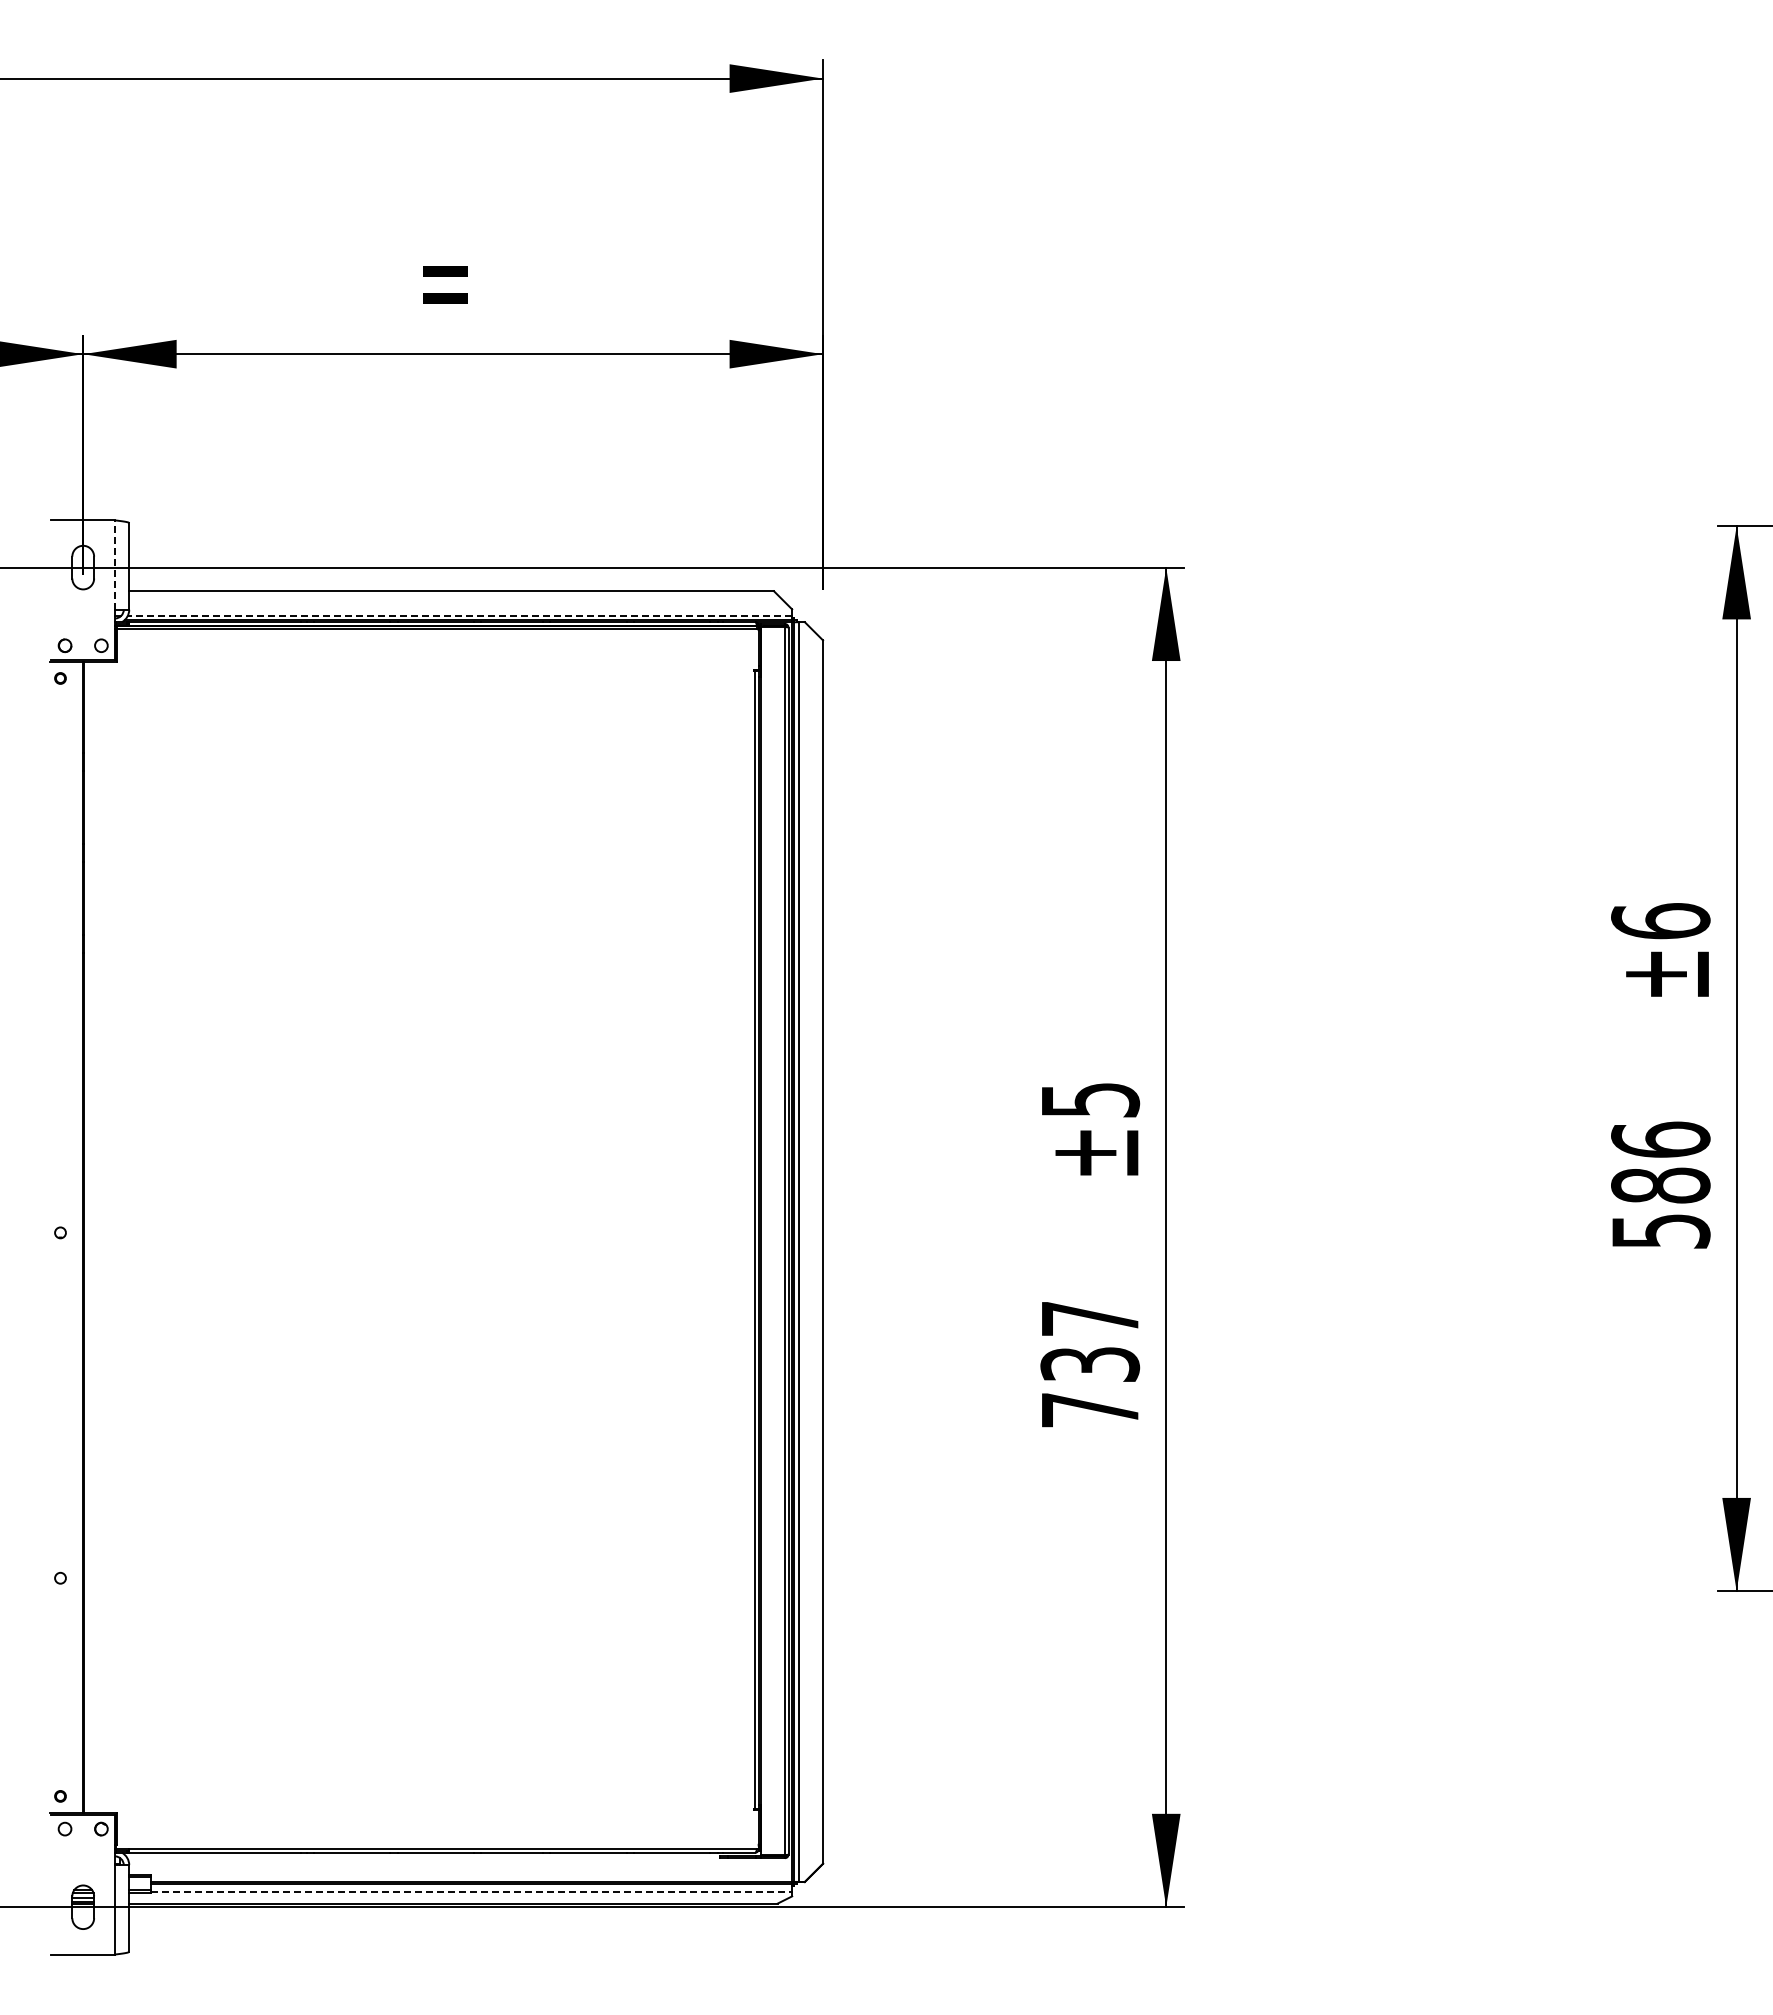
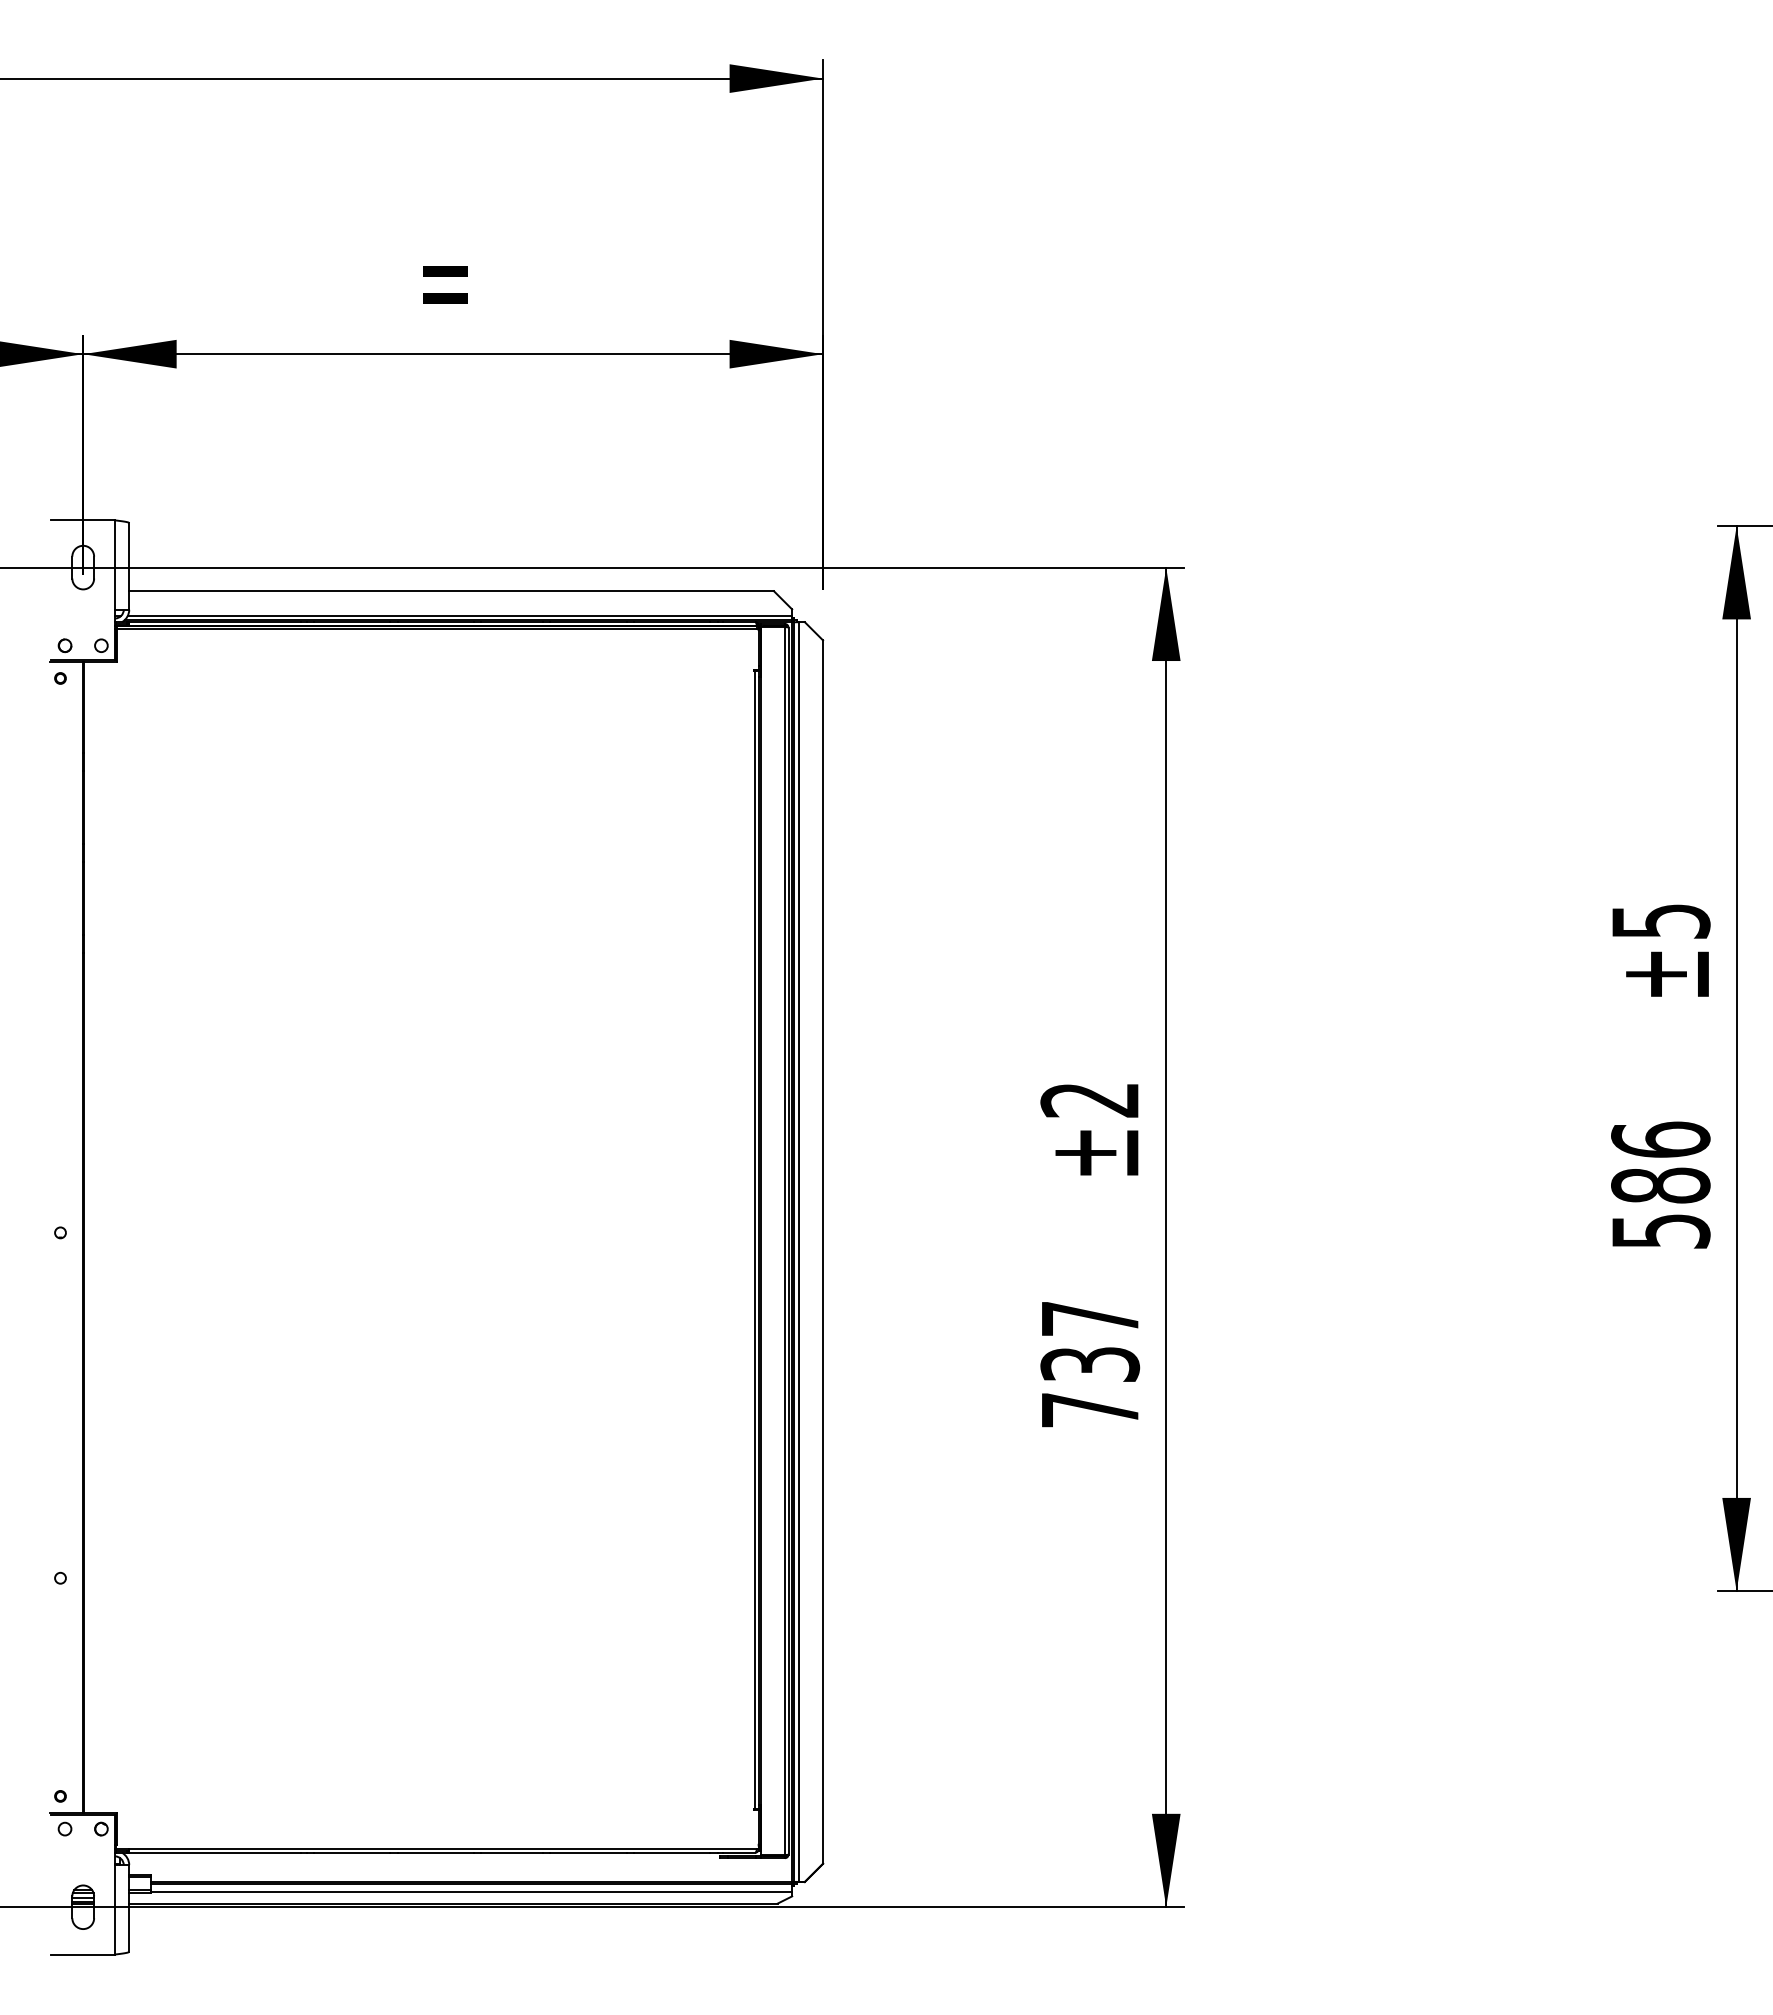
line: dashed -> solid (115, 565)
line: dashed -> solid (459, 615)
text: ±6 -> ±5 (1660, 921)
text: ±5 -> ±2 (1090, 1100)
line: dashed -> solid (472, 1892)
